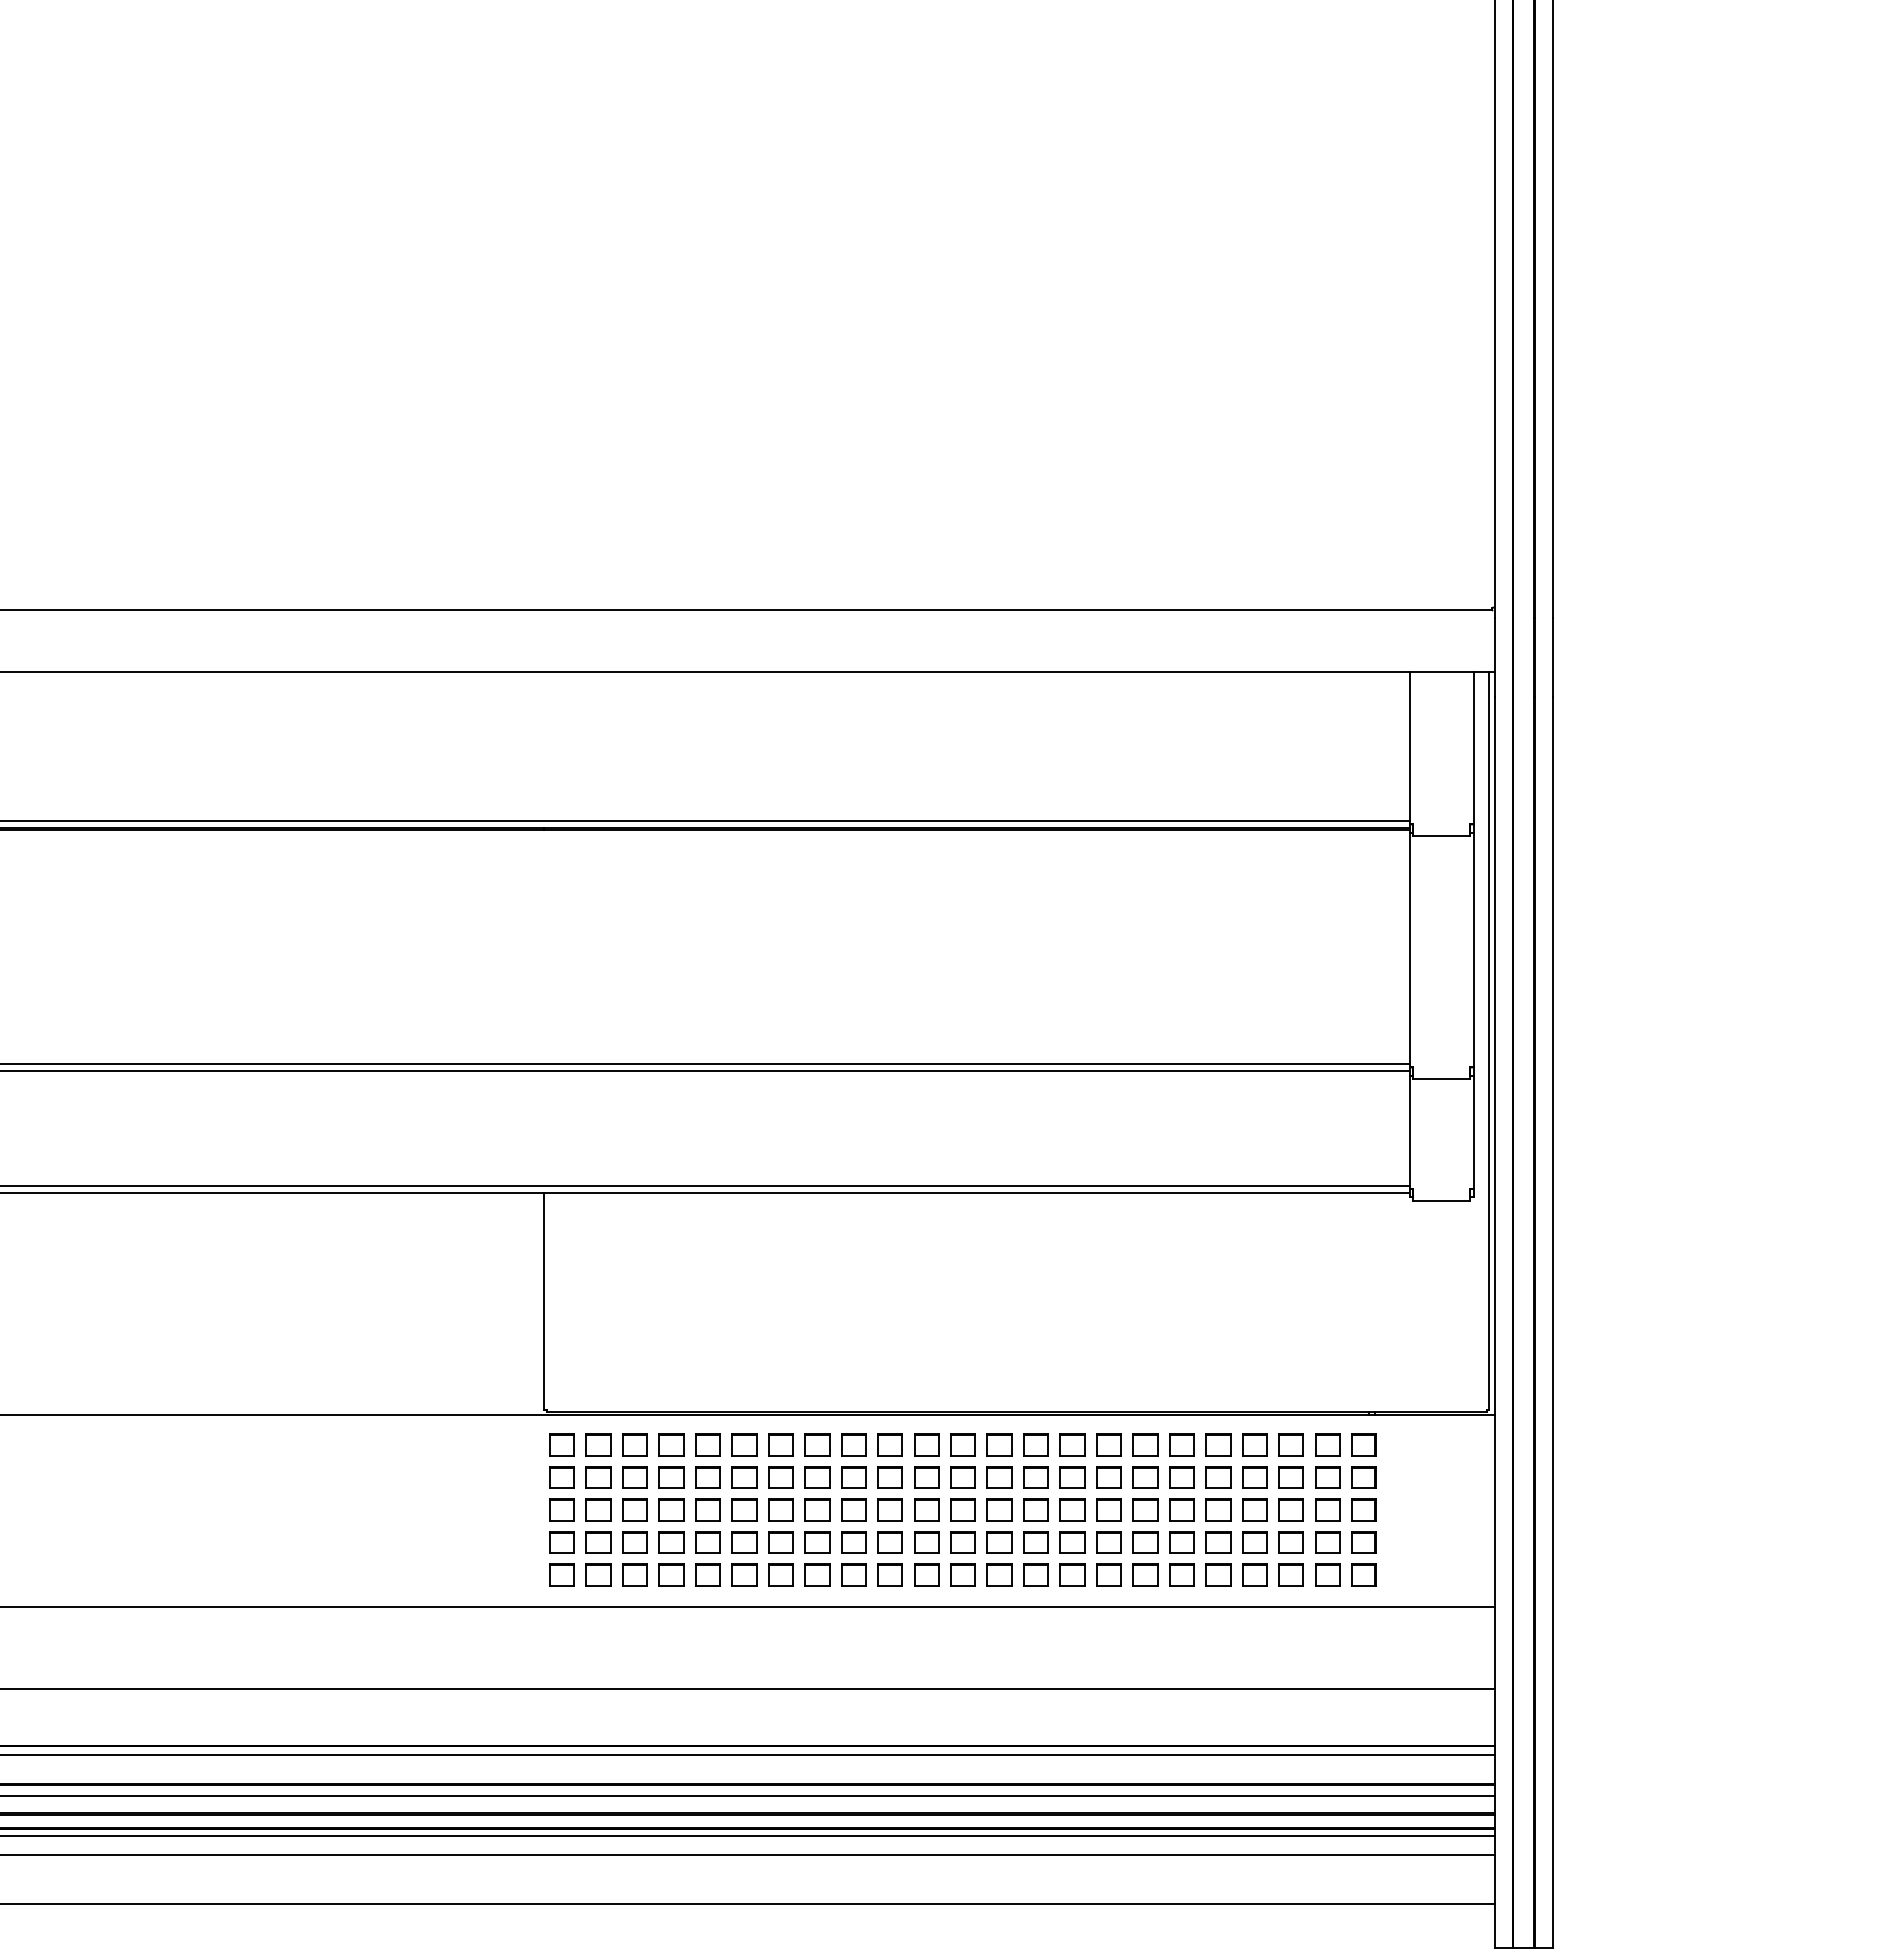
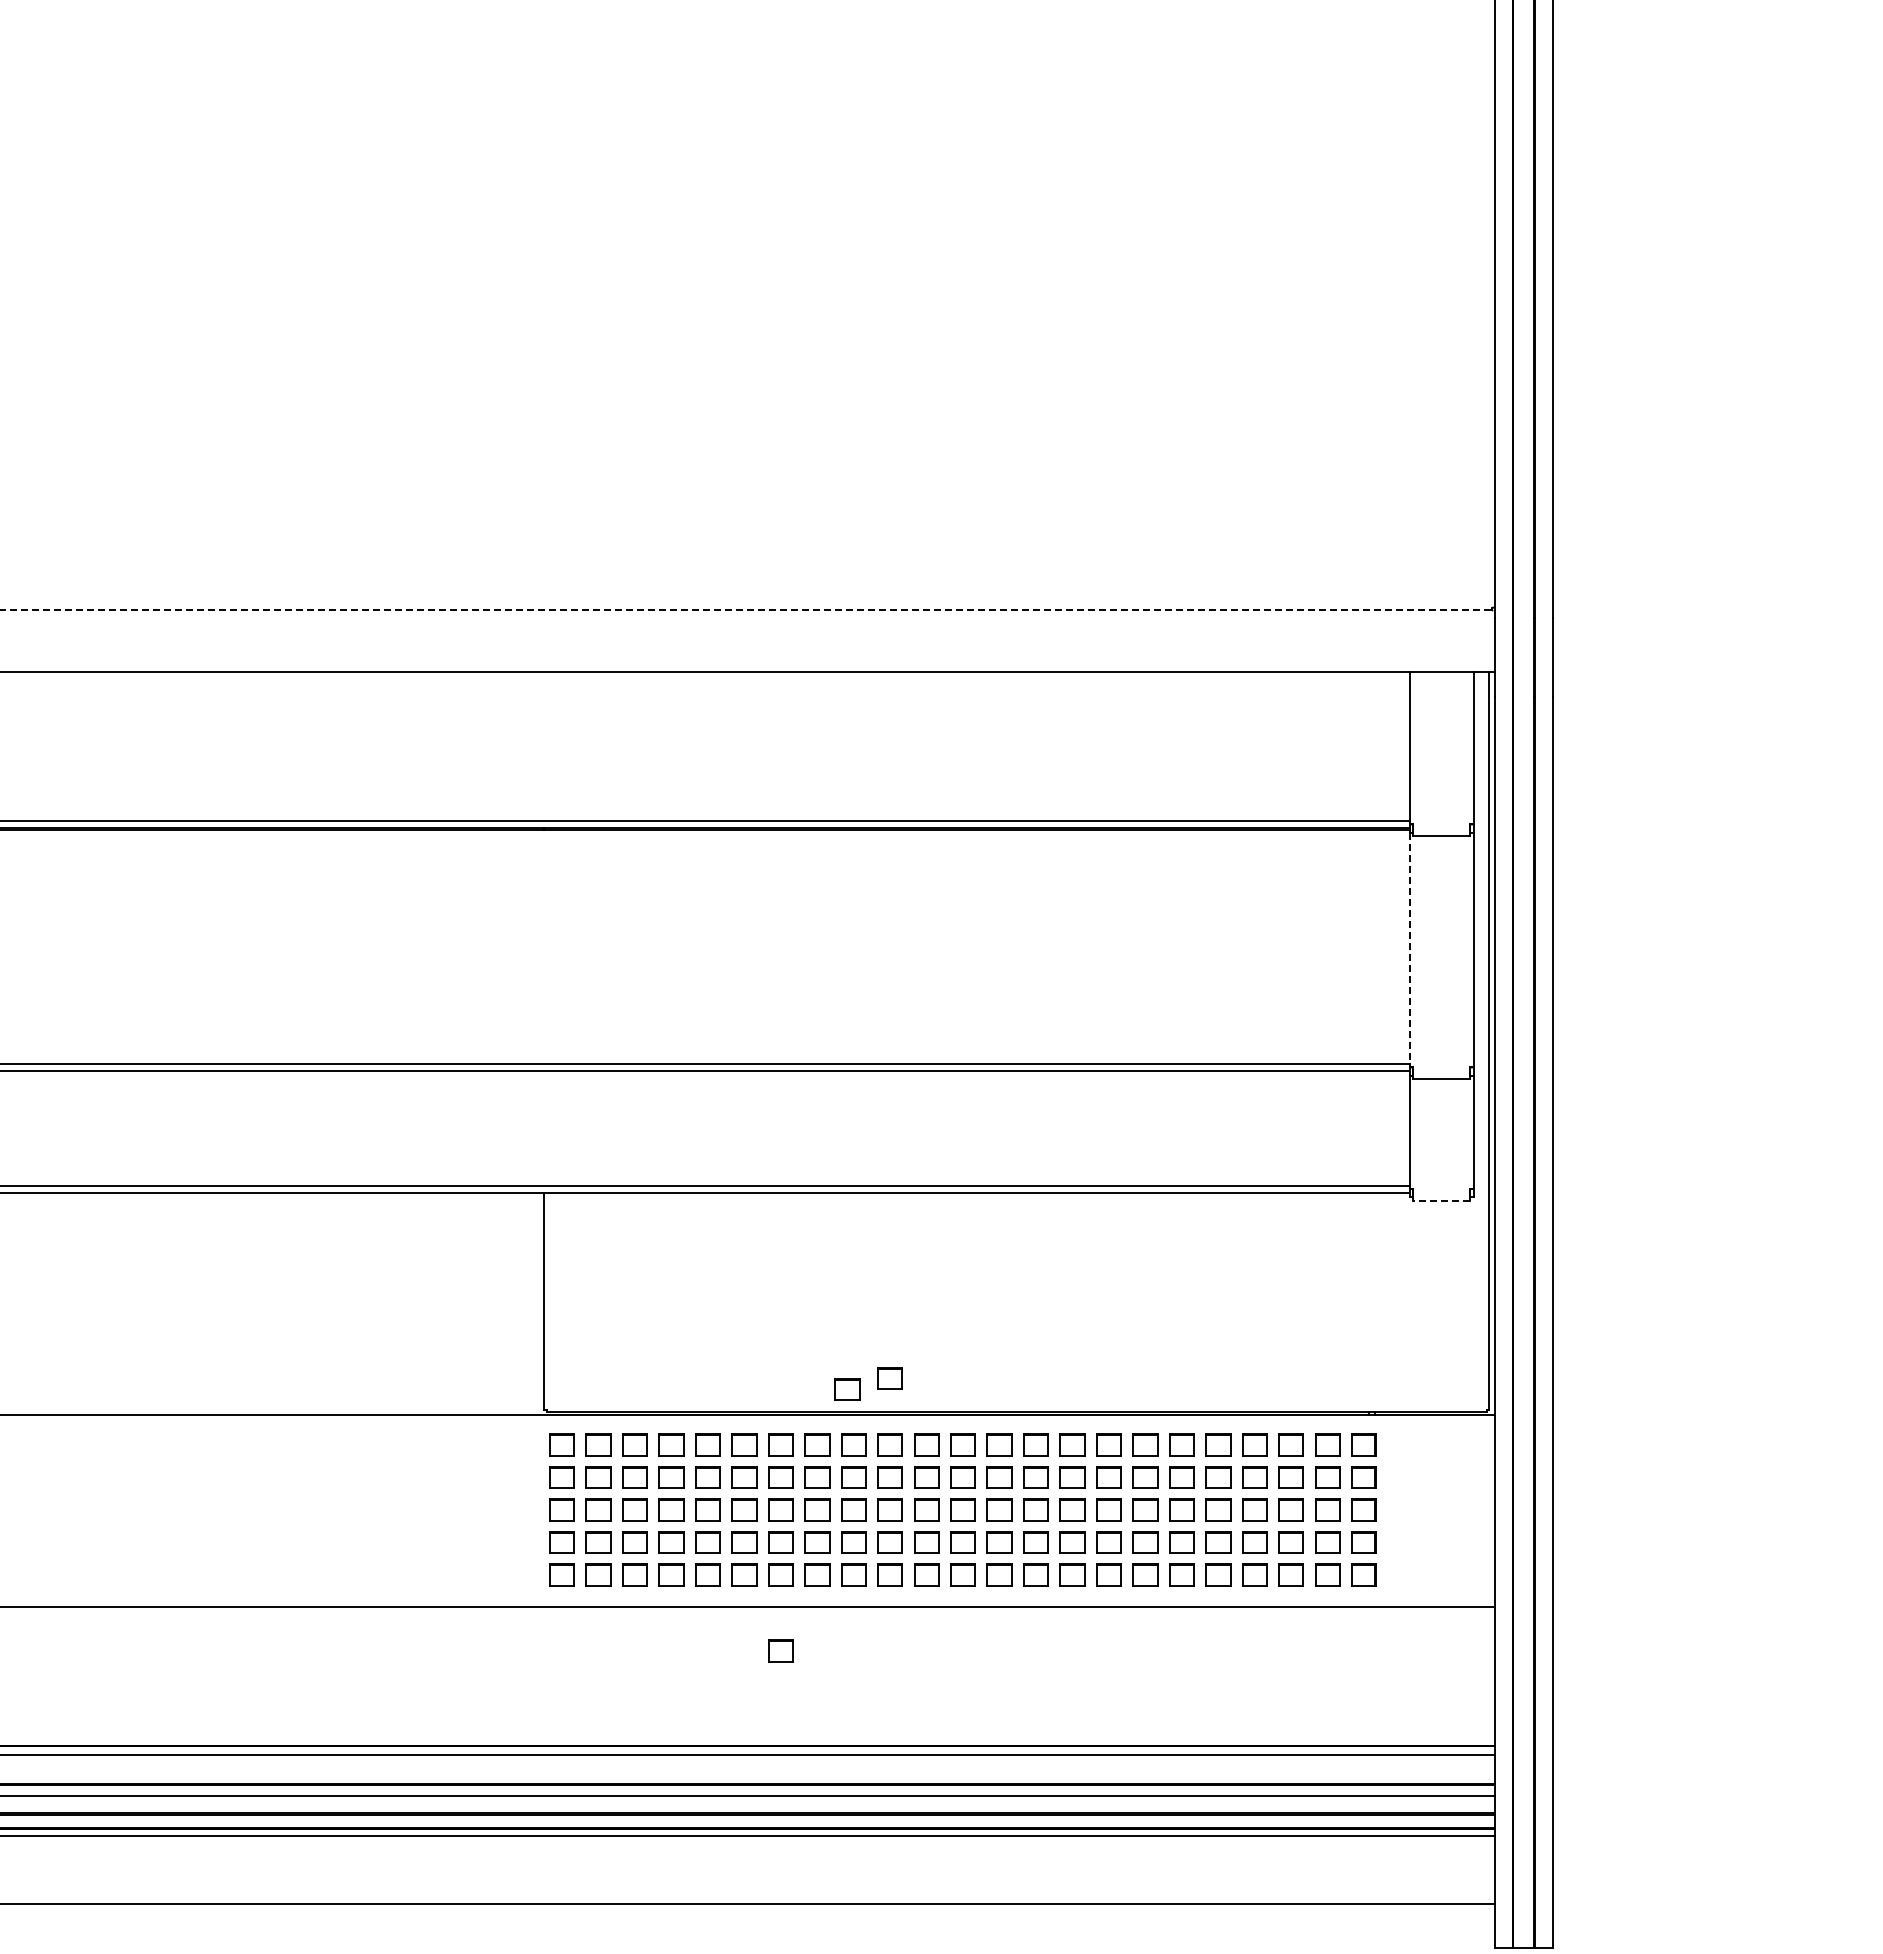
line: solid -> dashed (746, 610)
line: solid -> dashed (1409, 948)
line: solid -> dashed (1441, 1200)
part: none -> present (889, 1378)
part: none -> present (847, 1389)
part: none -> present (780, 1650)
line: present -> none (748, 1688)
line: present -> none (748, 1855)
